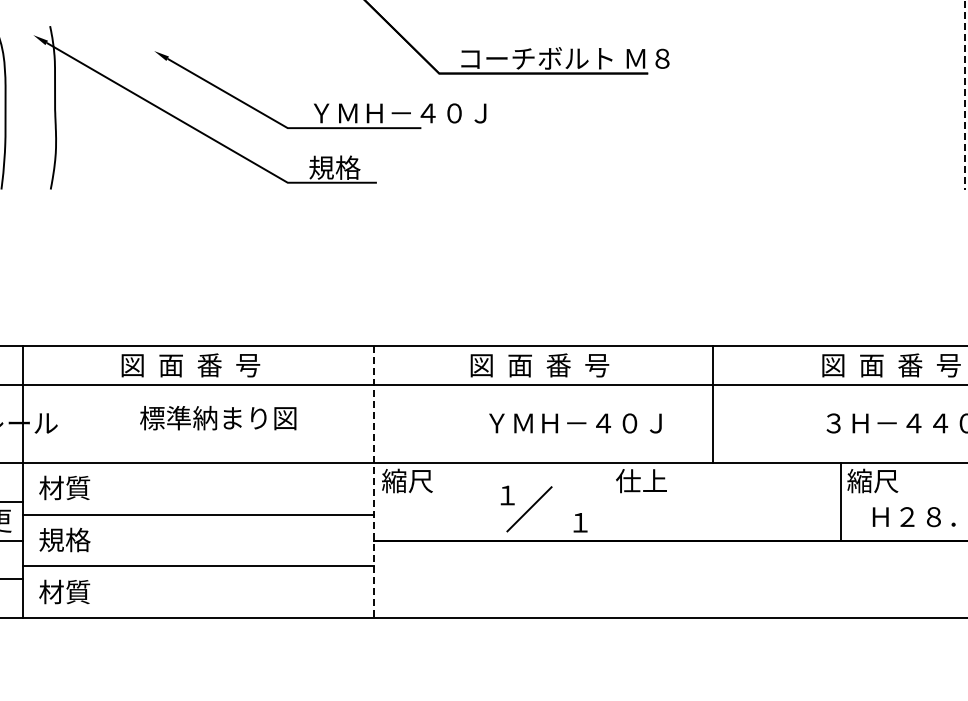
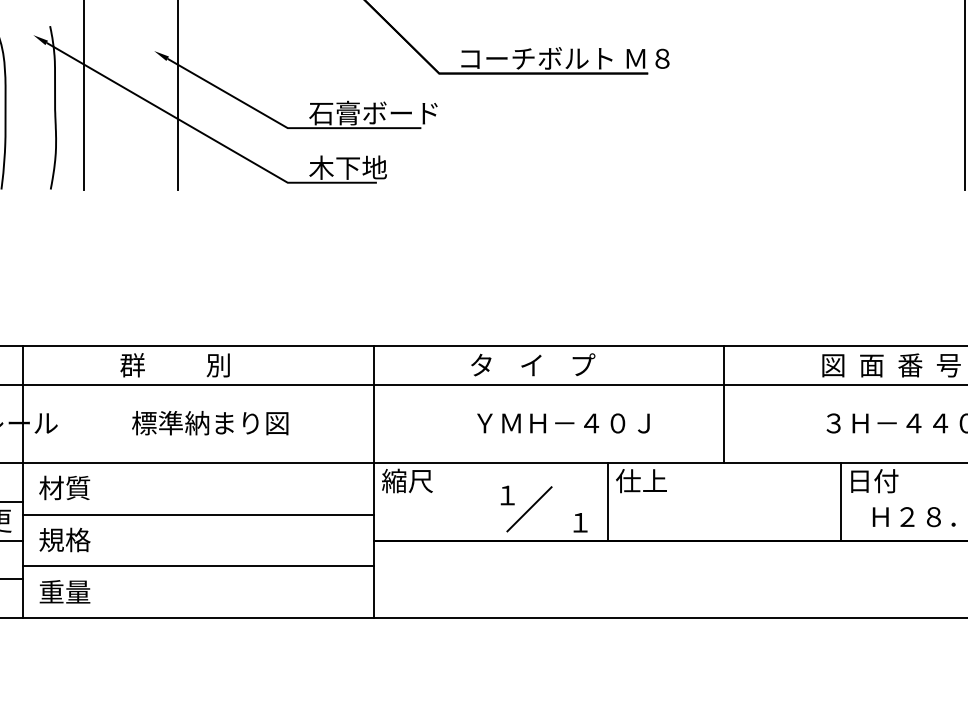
line: none -> present (83, 95)
line: none -> present (177, 95)
line: dashed -> solid (965, 95)
text: ＹＭＨ－４０Ｊ -> 石膏ボード (397, 112)
text: 規格 -> 木下地 (347, 167)
text: 図  面  番  号 -> 群          別 (190, 365)
text: 図  面  番  号 -> タ    イ    プ (539, 365)
line position: (713, 403) -> (724, 403) (724, 403)
text position: (218, 418) -> (210, 423) (210, 423)
text position: (575, 423) -> (563, 423) (563, 423)
text: 縮尺 -> 日付 (872, 480)
line: dashed -> solid (373, 482)
line: none -> present (607, 501)
text: 材質 -> 重量 (64, 591)
